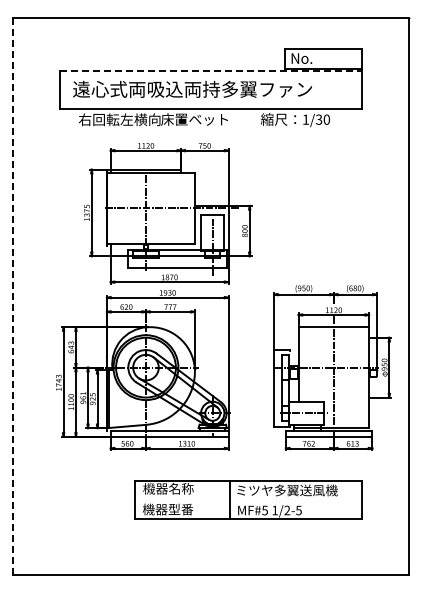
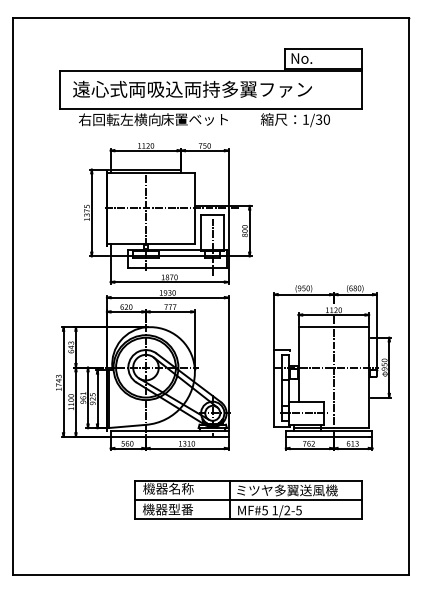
line: dashed -> solid (211, 70)
line: dashed -> solid (12, 296)
line: none -> present (248, 499)
